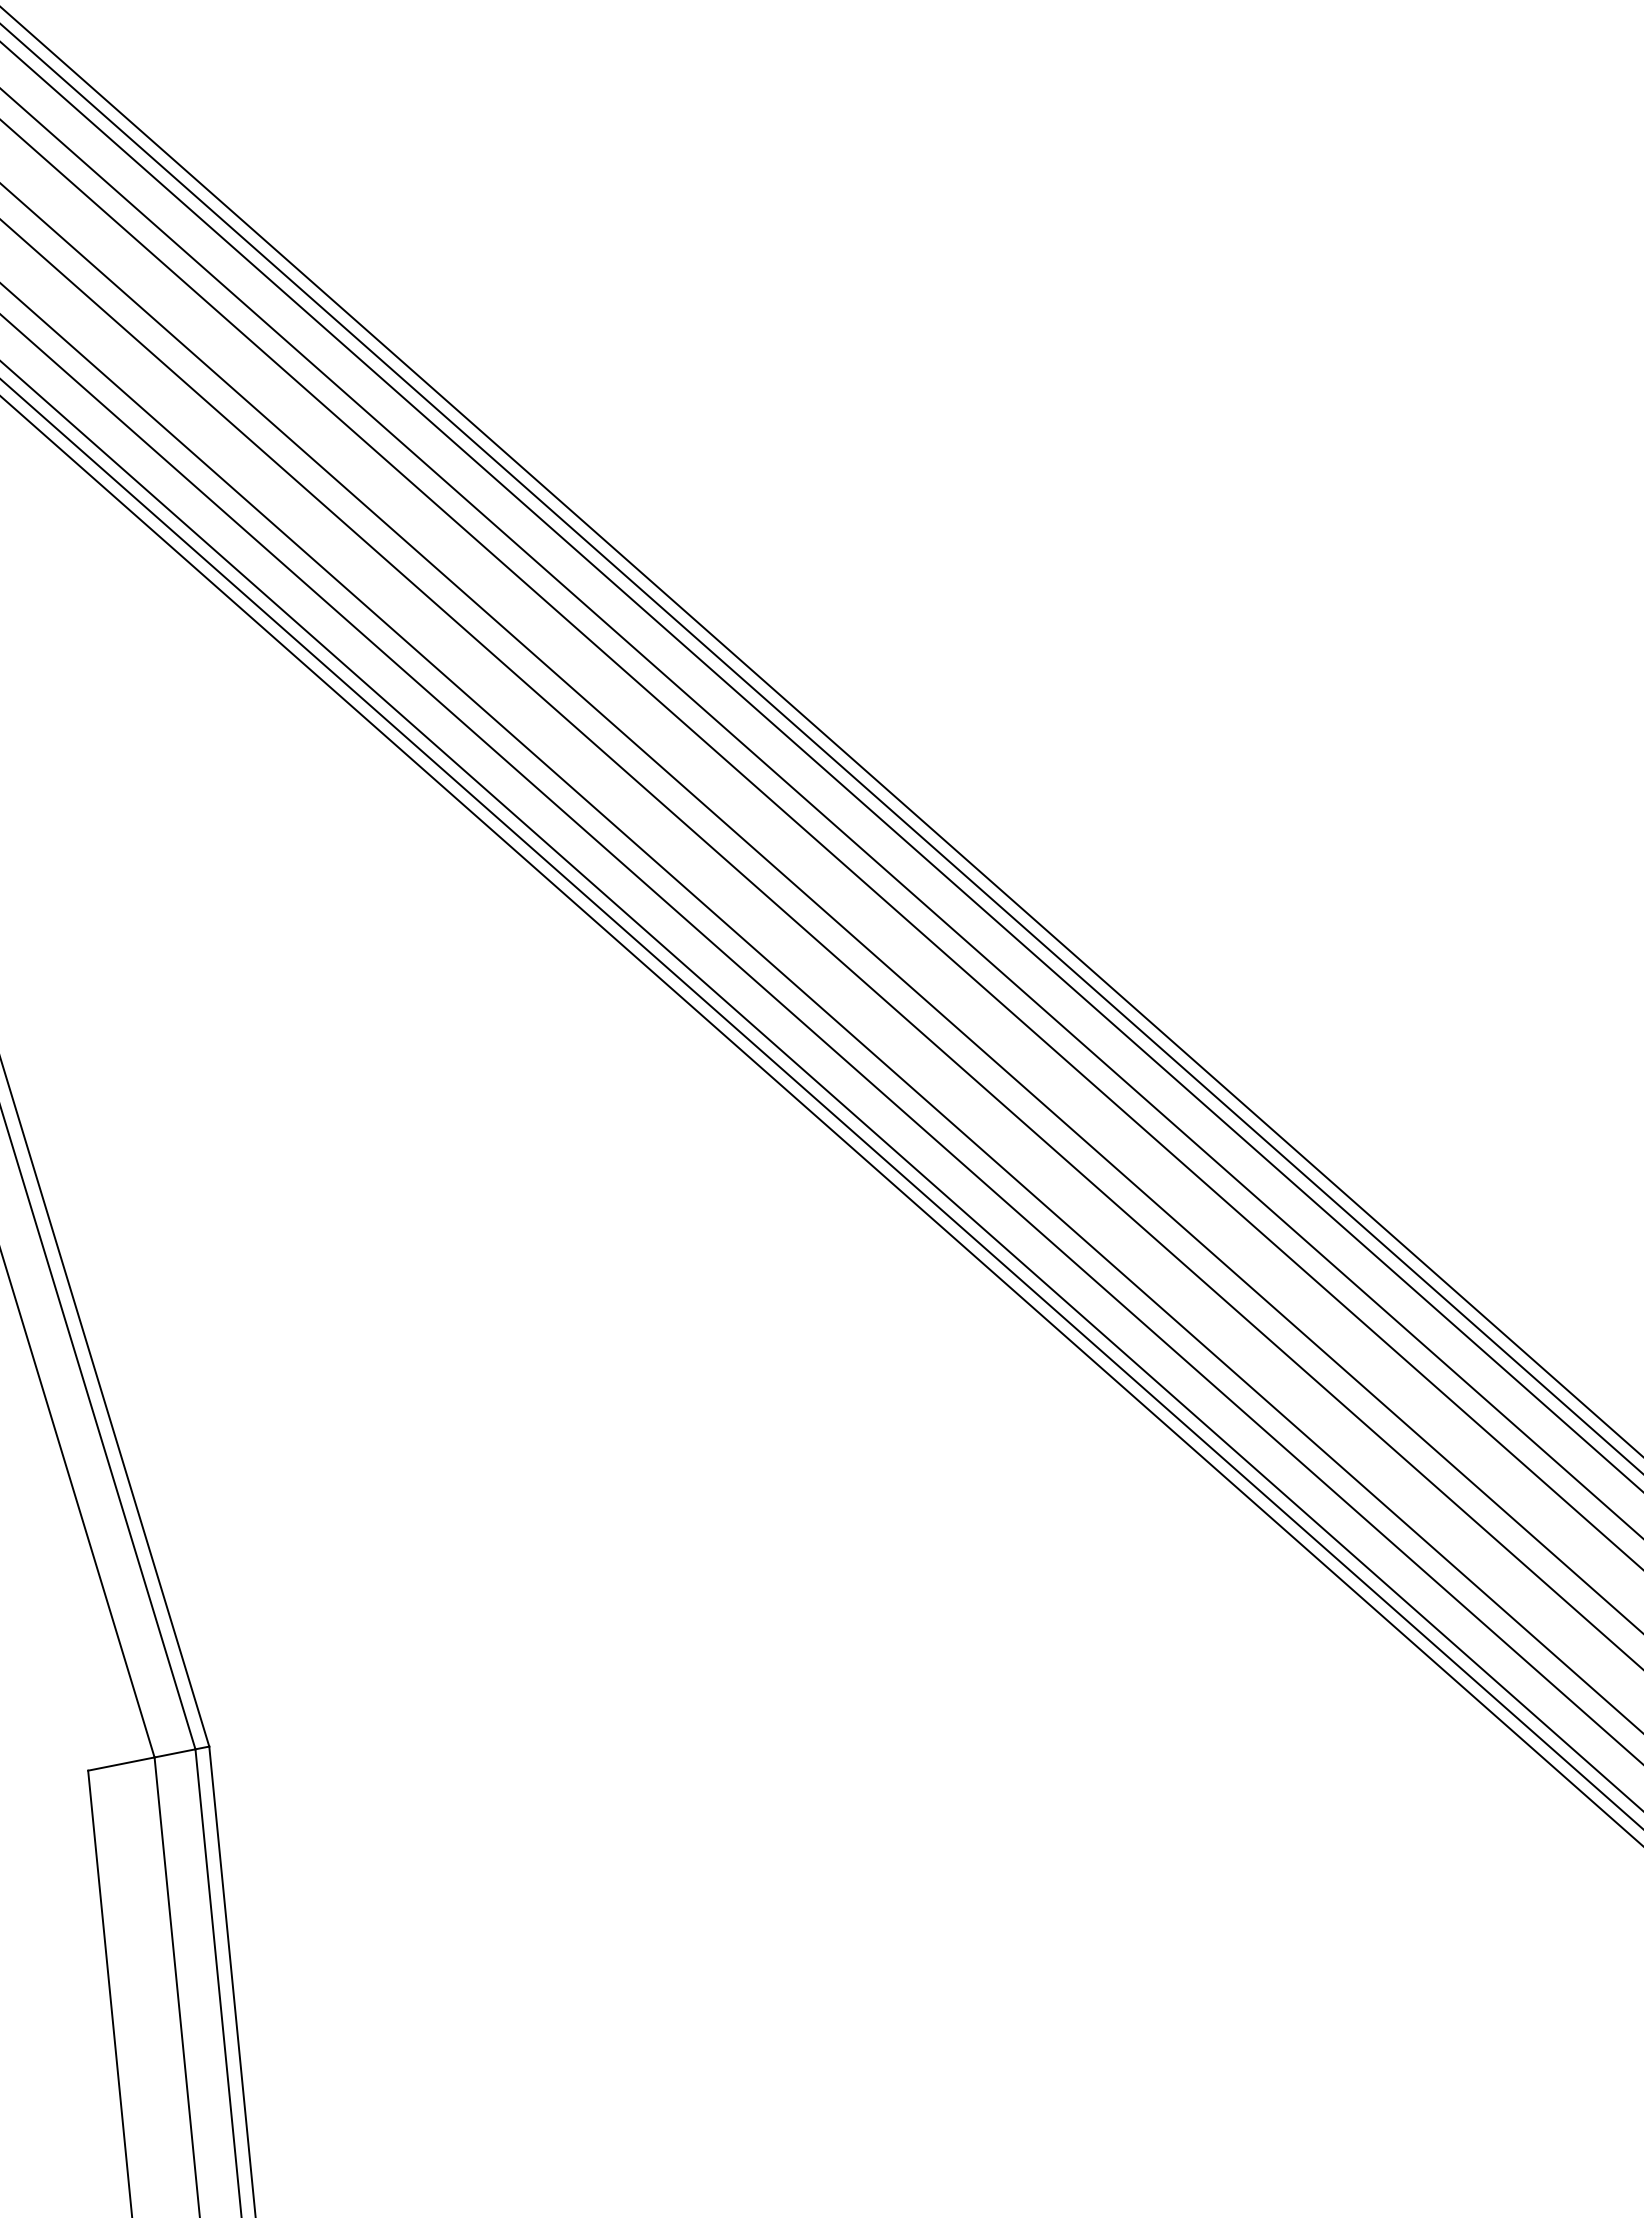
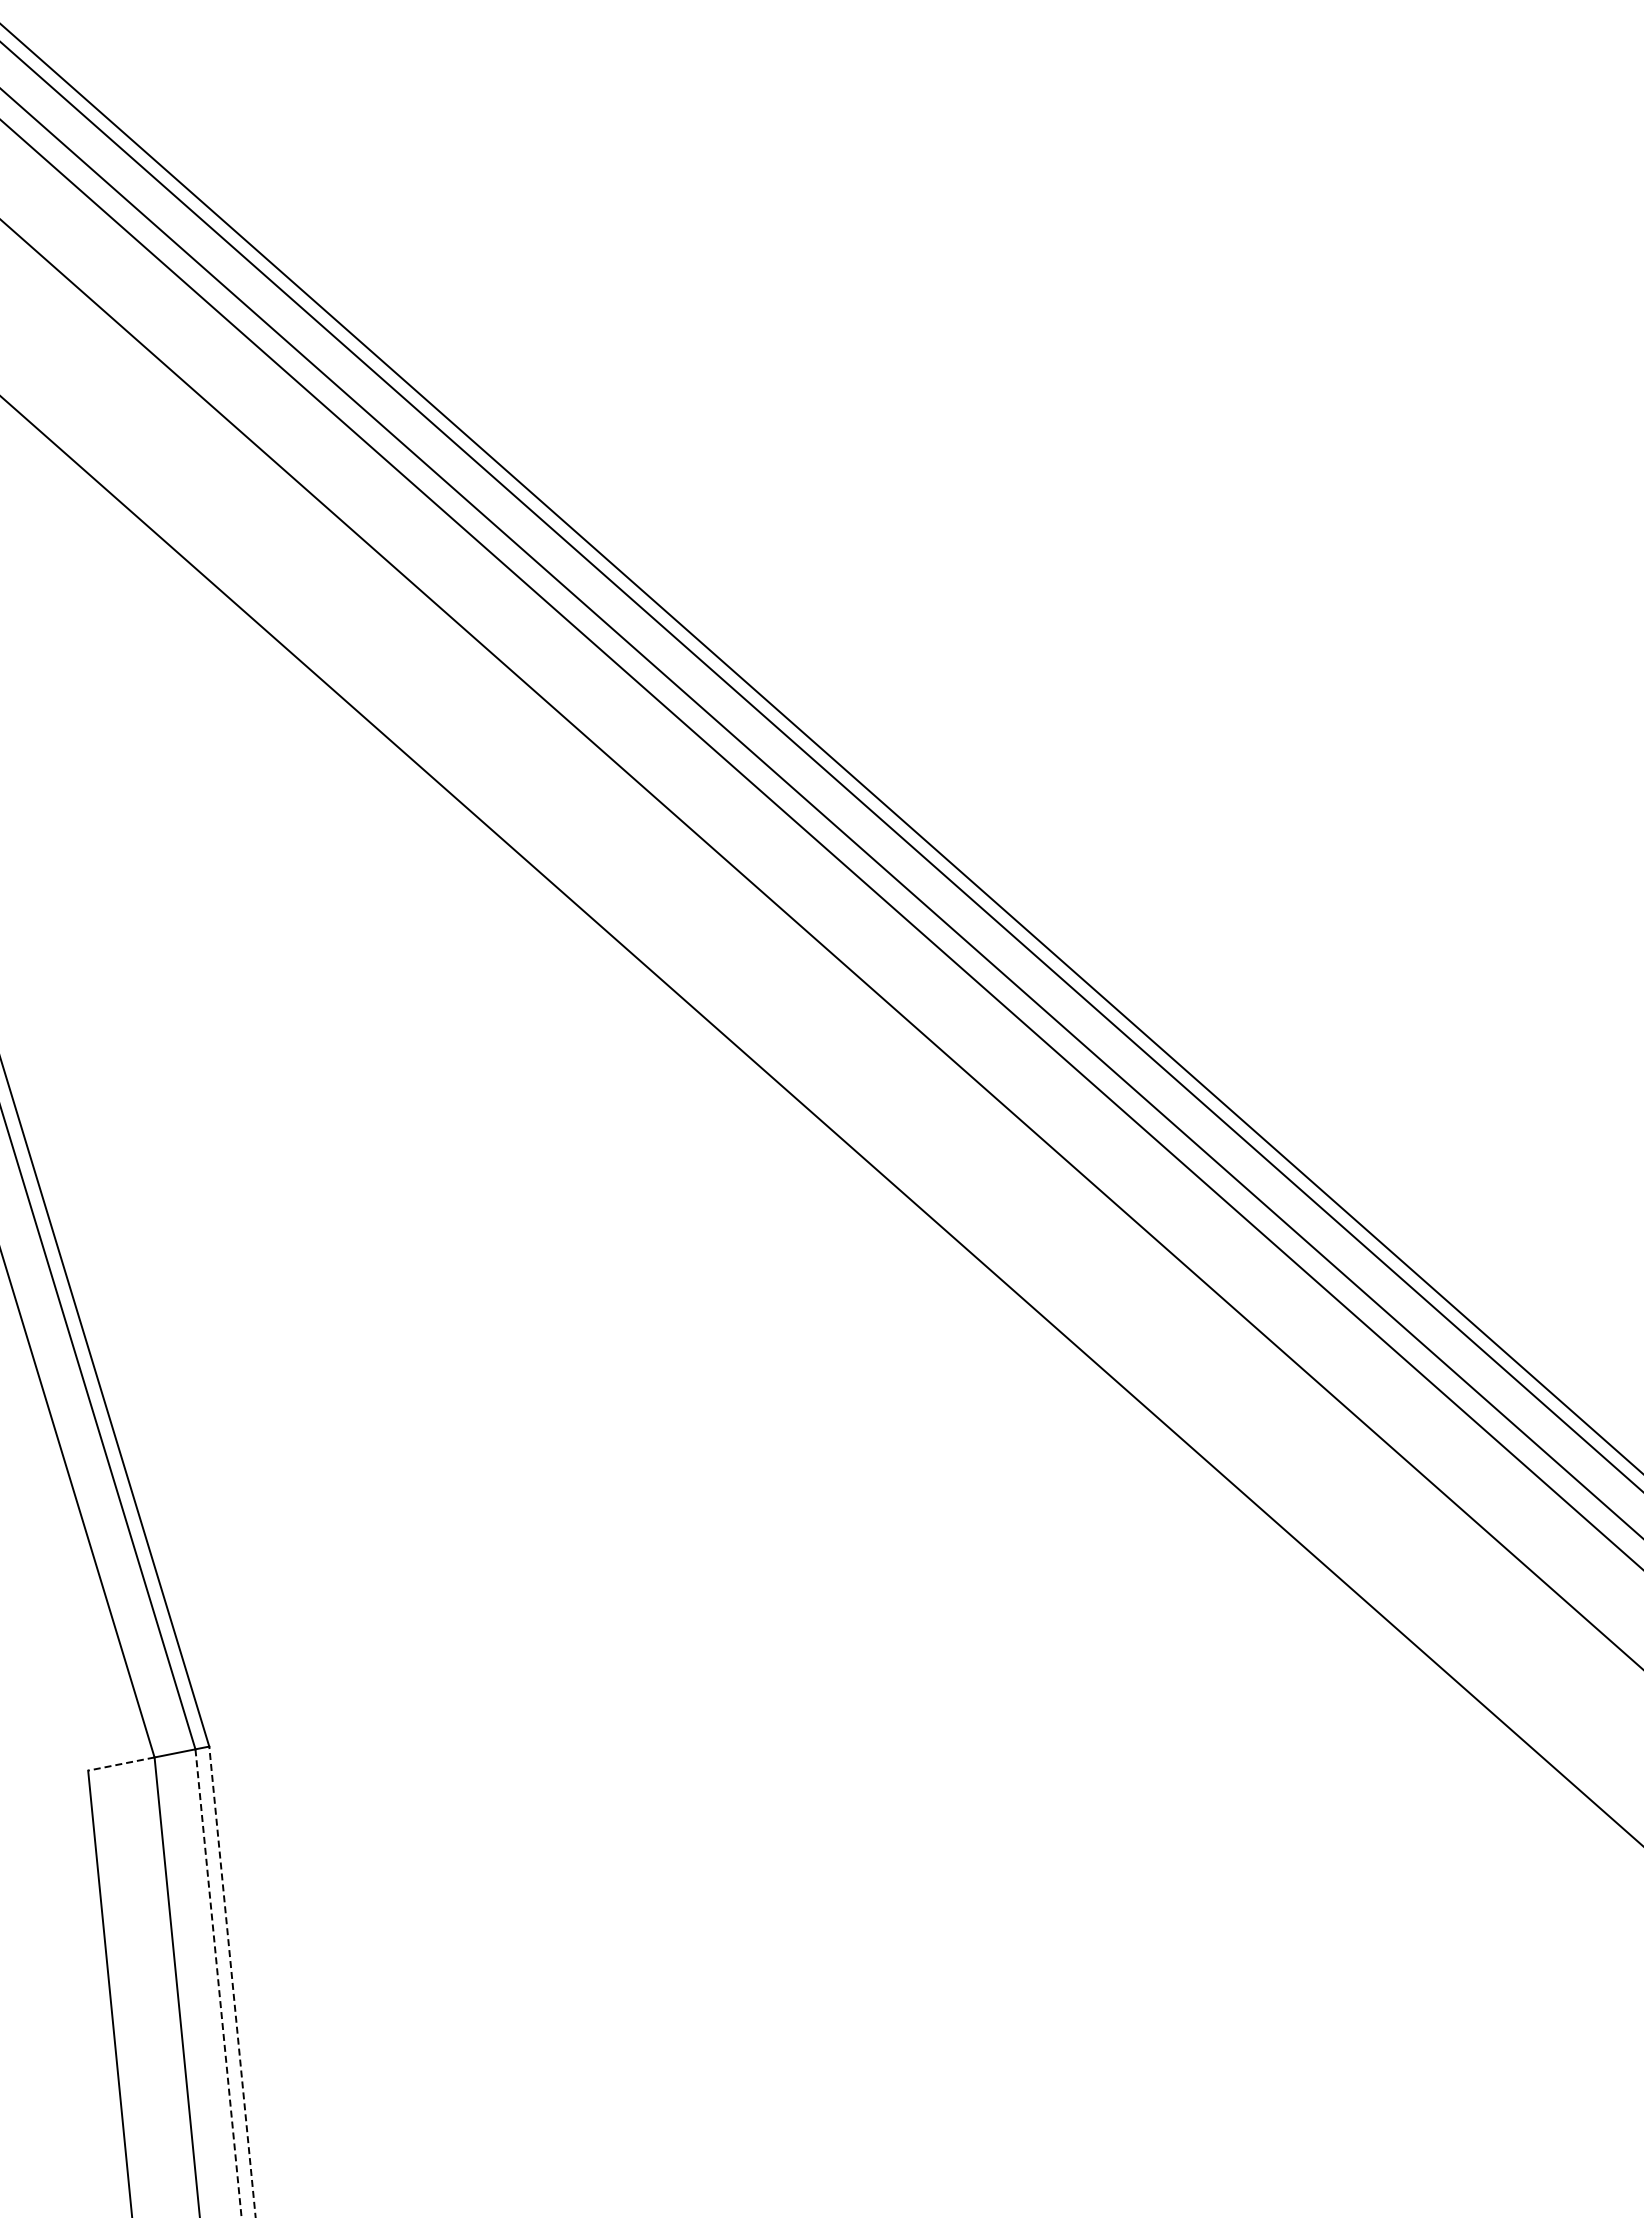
line: present -> none (821, 731)
line: present -> none (821, 908)
line: present -> none (821, 1007)
line: present -> none (821, 1038)
line: present -> none (821, 1085)
line: present -> none (821, 1103)
line: solid -> dashed (121, 1764)
line: solid -> dashed (232, 1981)
line: solid -> dashed (218, 1984)
